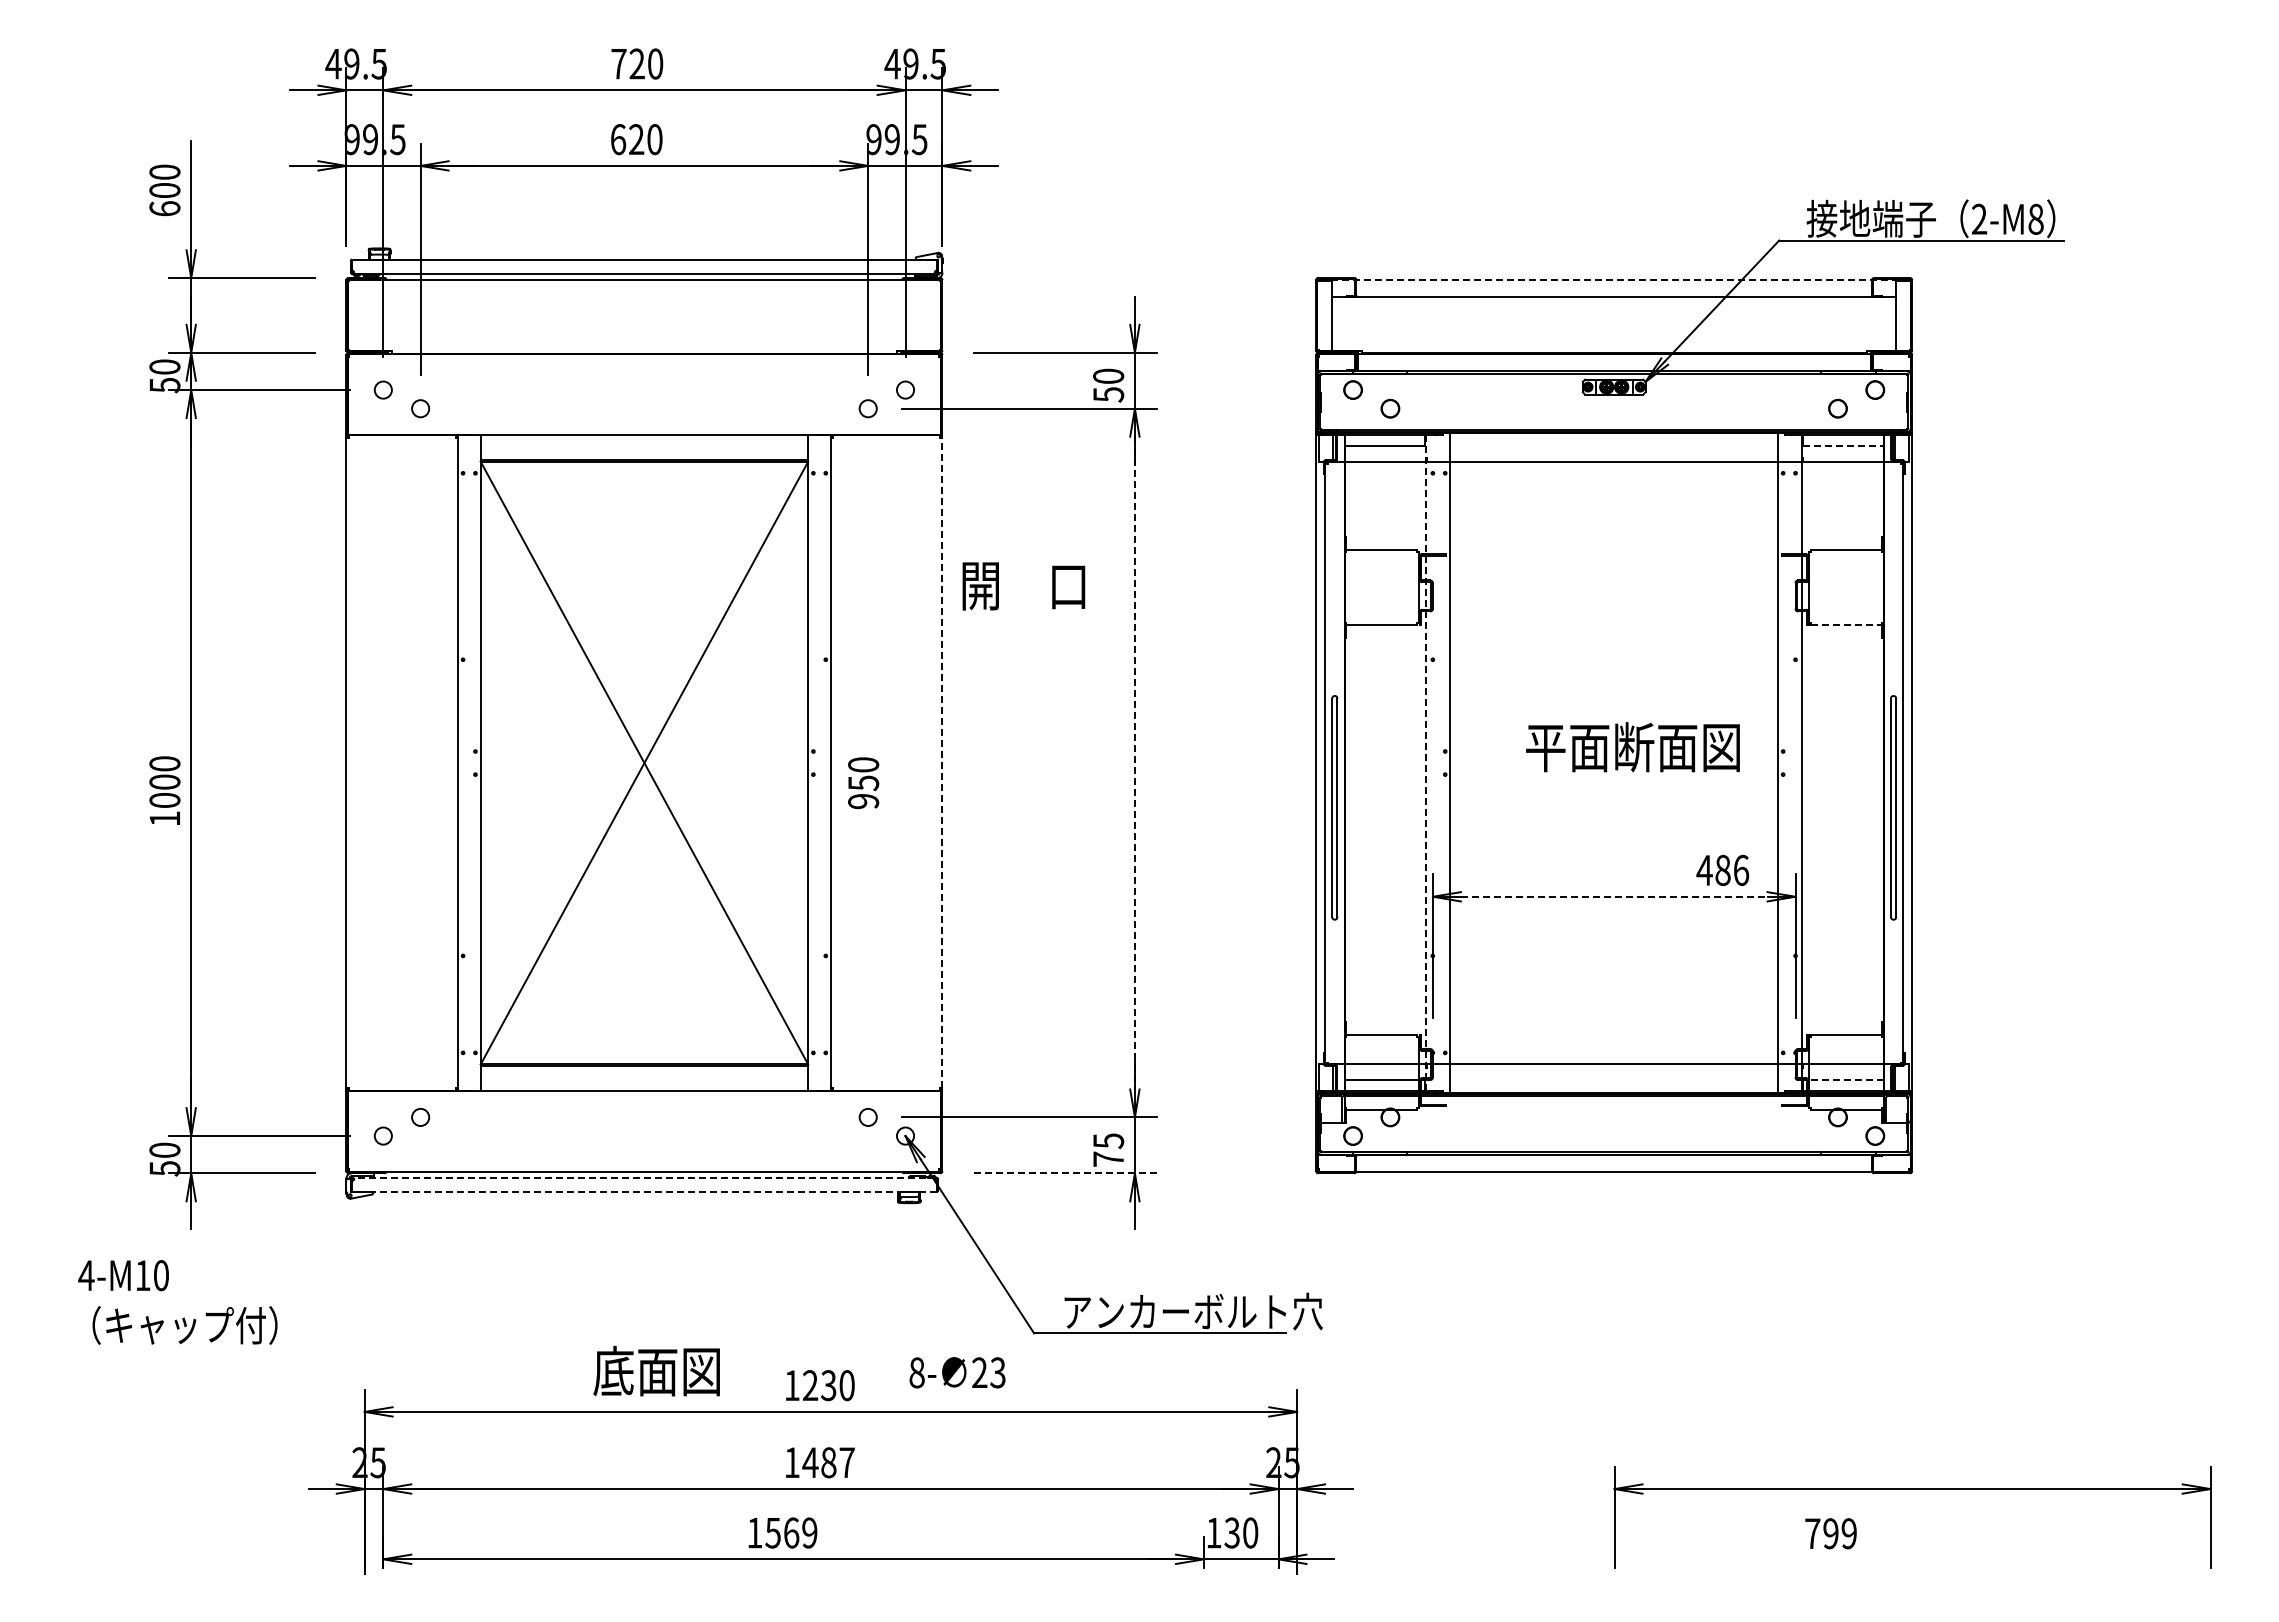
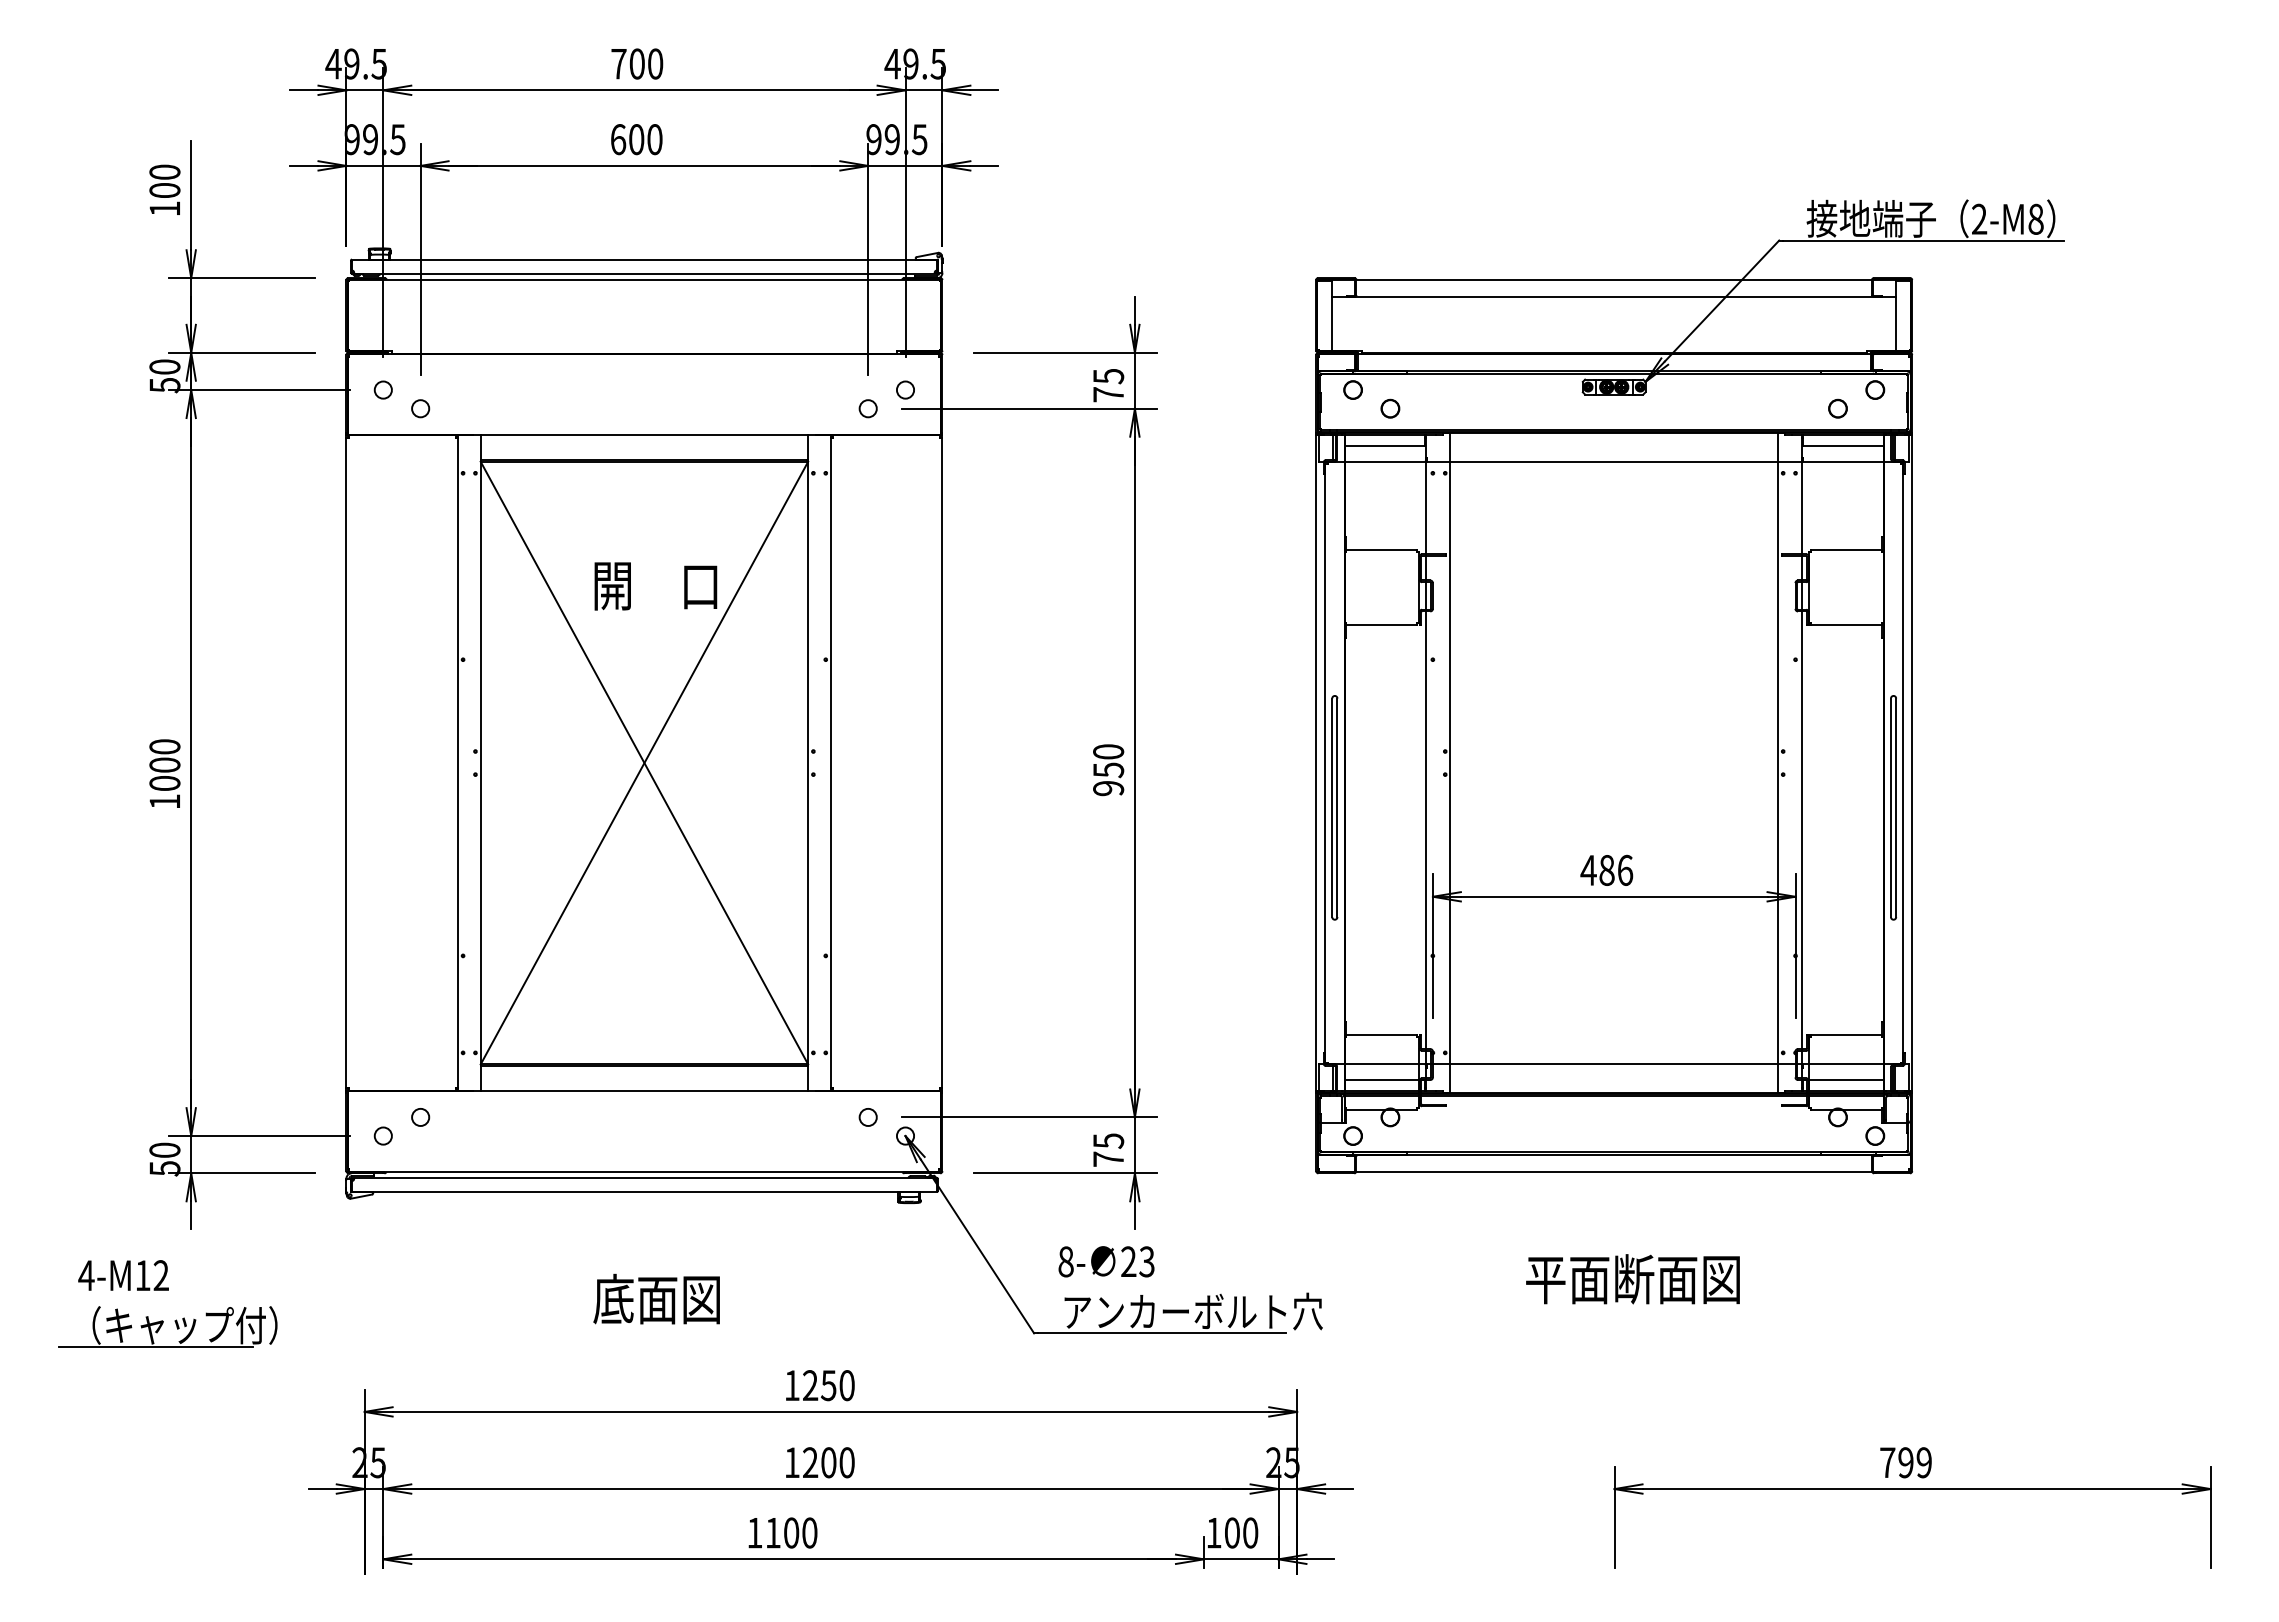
text: 720 -> 700 (636, 63)
text: 620 -> 600 (636, 139)
text: 600 -> 100 (164, 208)
line: dashed -> solid (1614, 279)
text: 50 -> 75 (1108, 385)
line: dashed -> solid (1843, 446)
text position: (1023, 586) -> (655, 586) (655, 586)
line: dashed -> solid (1846, 625)
text position: (1632, 747) -> (1632, 1279) (1632, 1279)
line: dashed -> solid (942, 762)
line: dashed -> solid (1426, 762)
line: dashed -> solid (1134, 763)
text position: (863, 783) -> (1108, 770) (1108, 770)
text position: (164, 790) -> (164, 773) (164, 773)
text position: (1722, 869) -> (1606, 869) (1606, 869)
line: dashed -> solid (1614, 896)
line: dashed -> solid (1843, 1079)
line: dashed -> solid (1065, 1173)
line: dashed -> solid (643, 1177)
line: dashed -> solid (643, 1192)
text: 4-M10 -> 4-M12 (160, 1275)
line: none -> present (155, 1347)
text position: (656, 1370) -> (656, 1298) (656, 1298)
text position: (957, 1372) -> (1106, 1261) (1106, 1261)
text: 1230 -> 1250 (828, 1385)
text: 1487 -> 1200 (828, 1462)
text: 1569 -> 1100 (791, 1532)
text: 130 -> 100 (1231, 1532)
text position: (1830, 1533) -> (1905, 1462) (1905, 1462)
